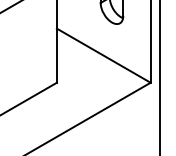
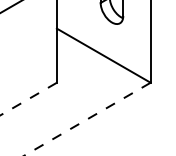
line: present -> none (159, 77)
line: solid -> dashed (28, 99)
line: solid -> dashed (87, 119)
